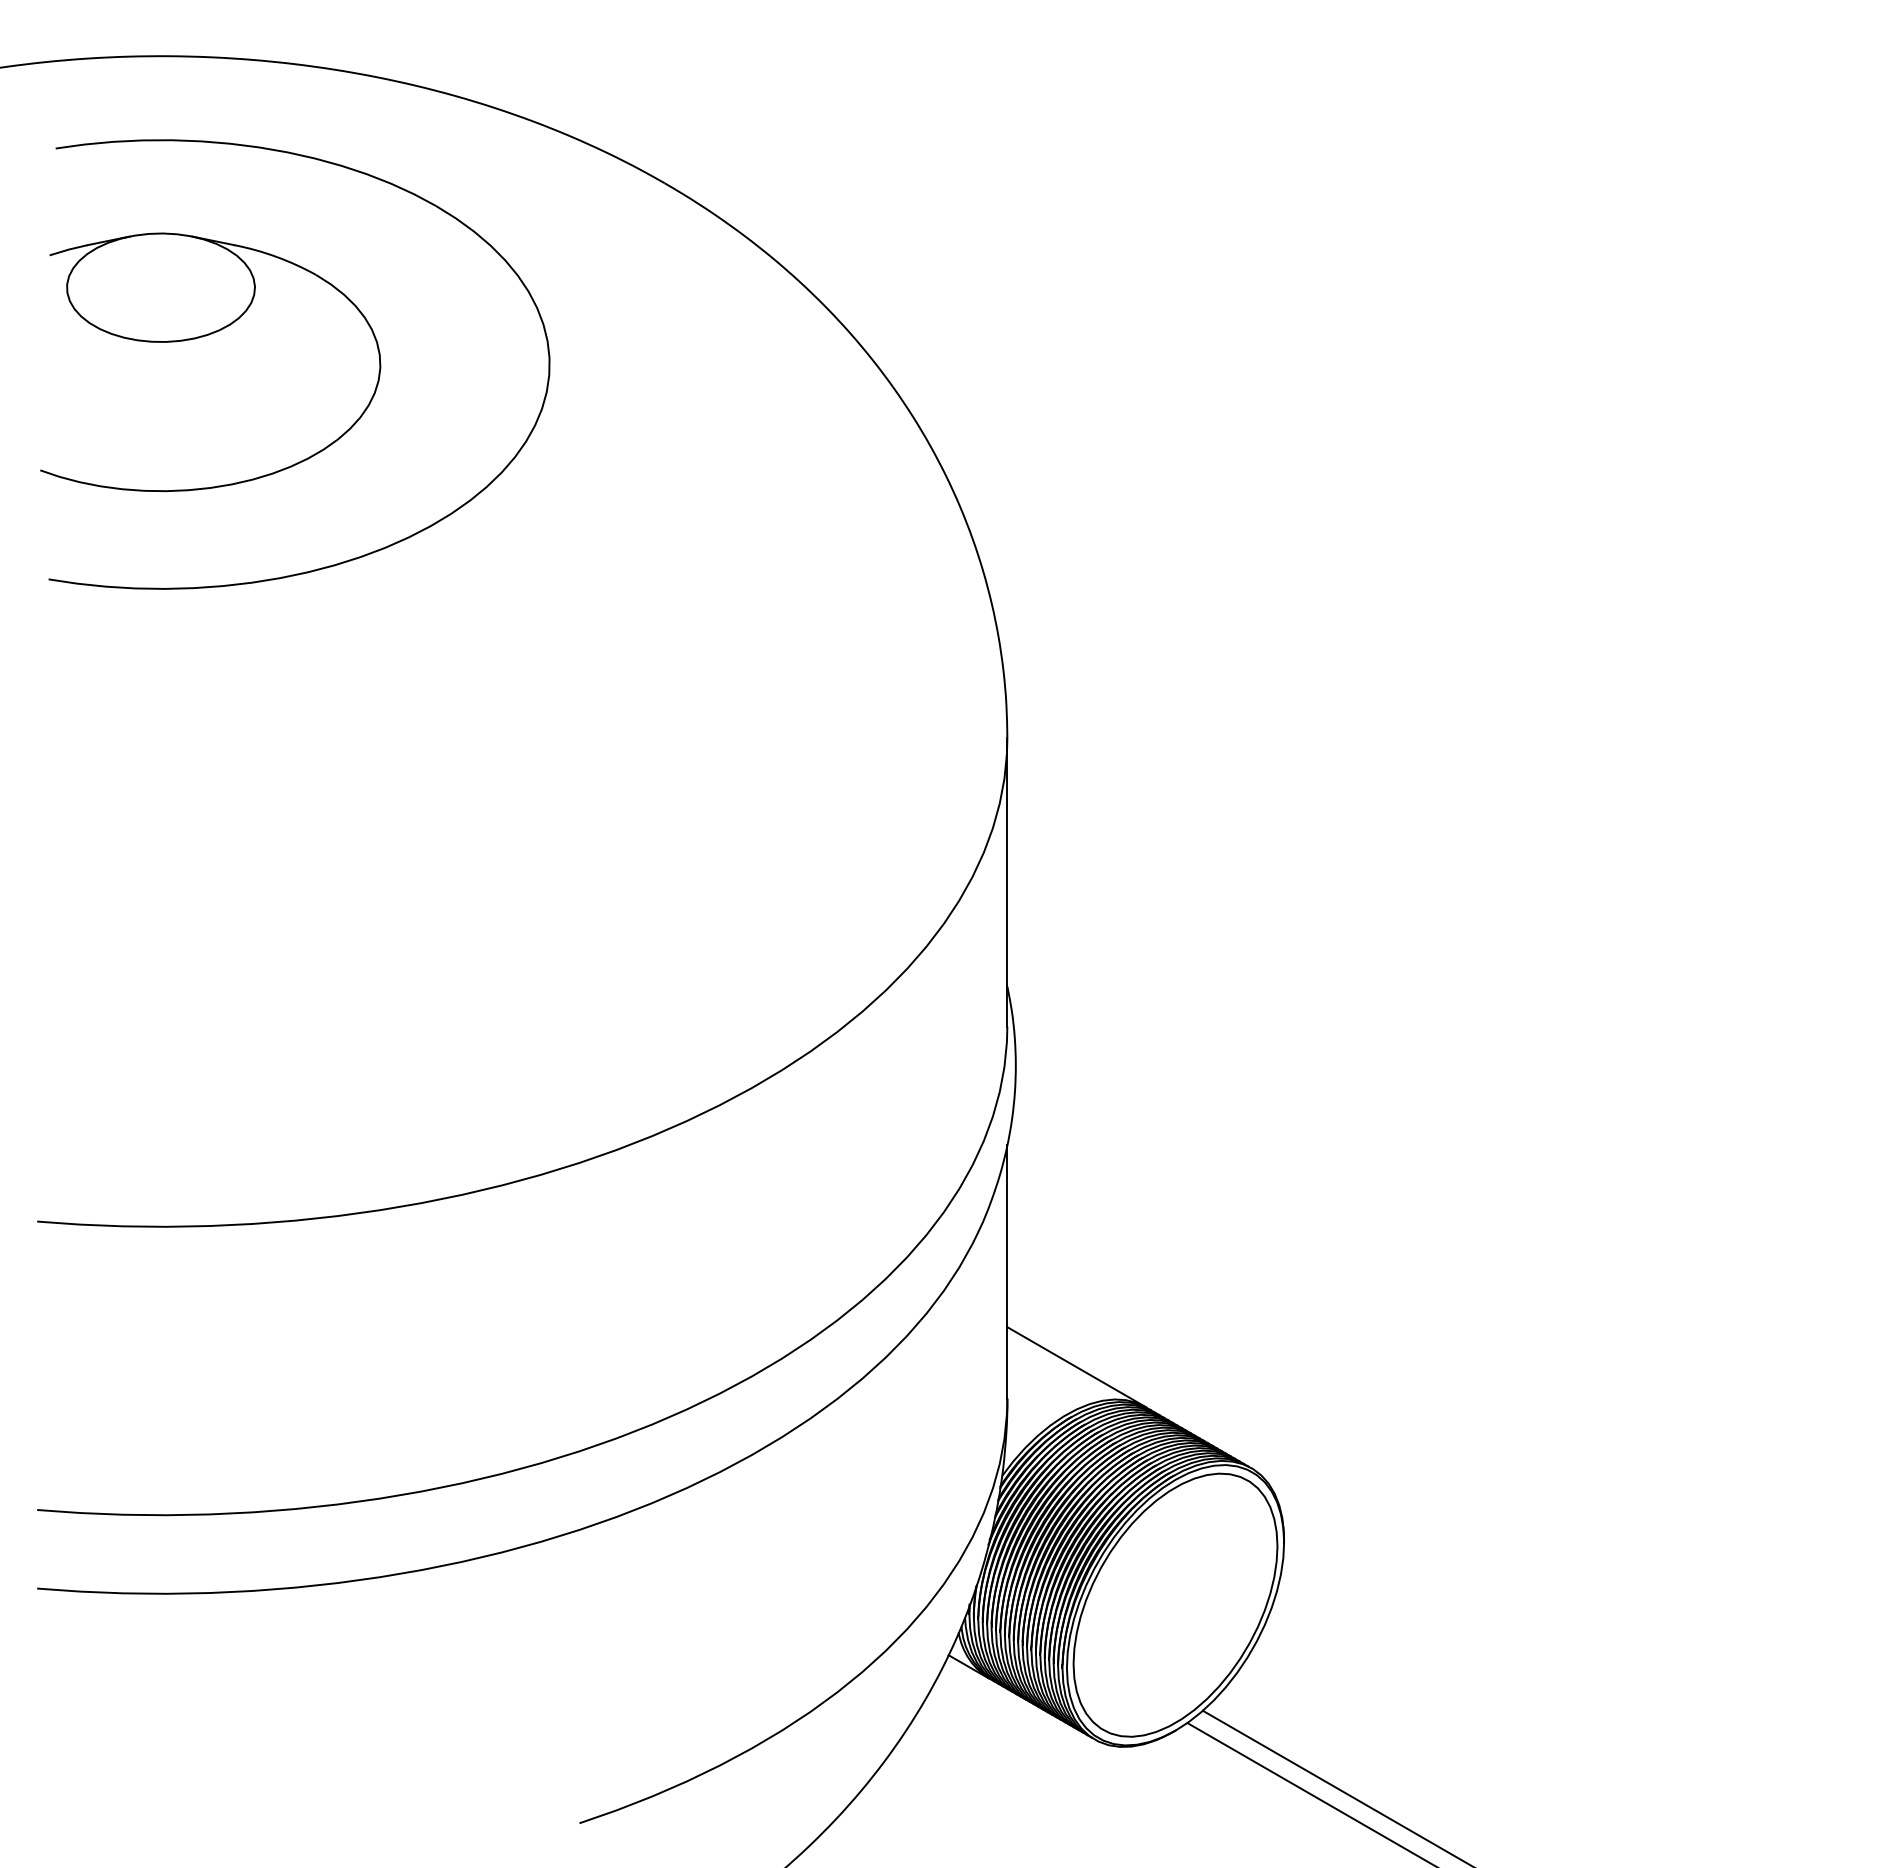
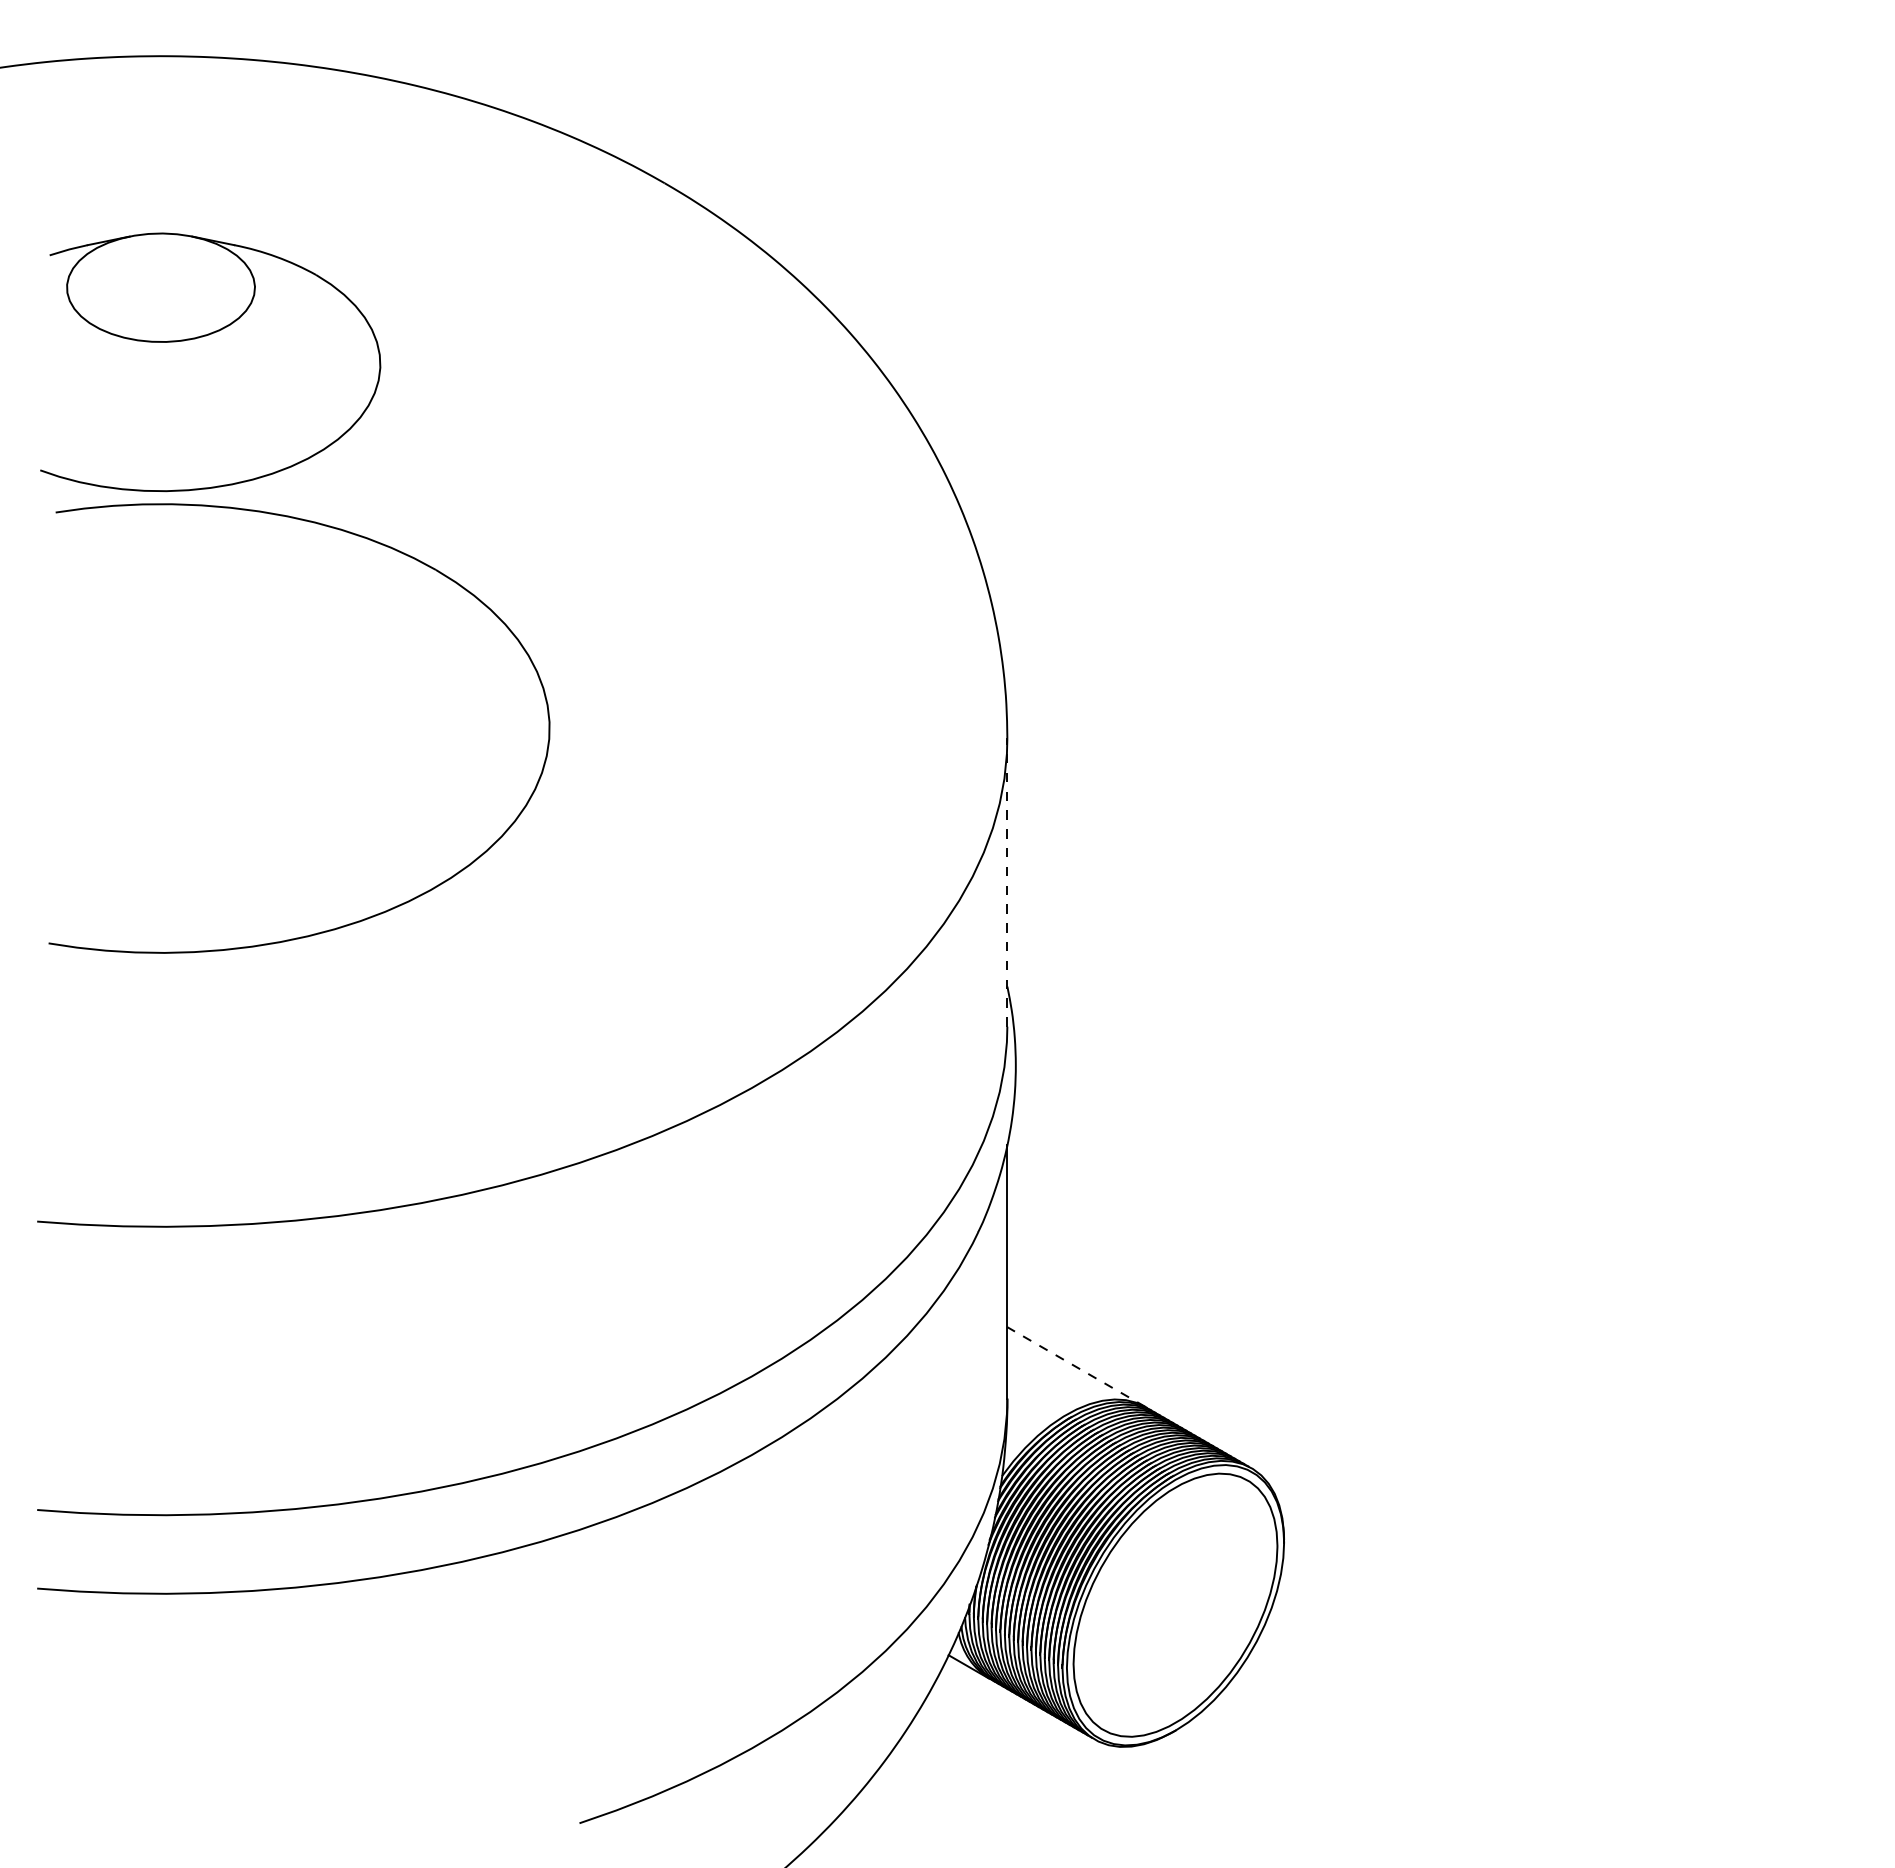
part position: (360, 173) -> (360, 537) (360, 537)
line: solid -> dashed (1007, 881)
line: solid -> dashed (1076, 1366)
line: present -> none (1335, 1787)
line: present -> none (1309, 1793)
